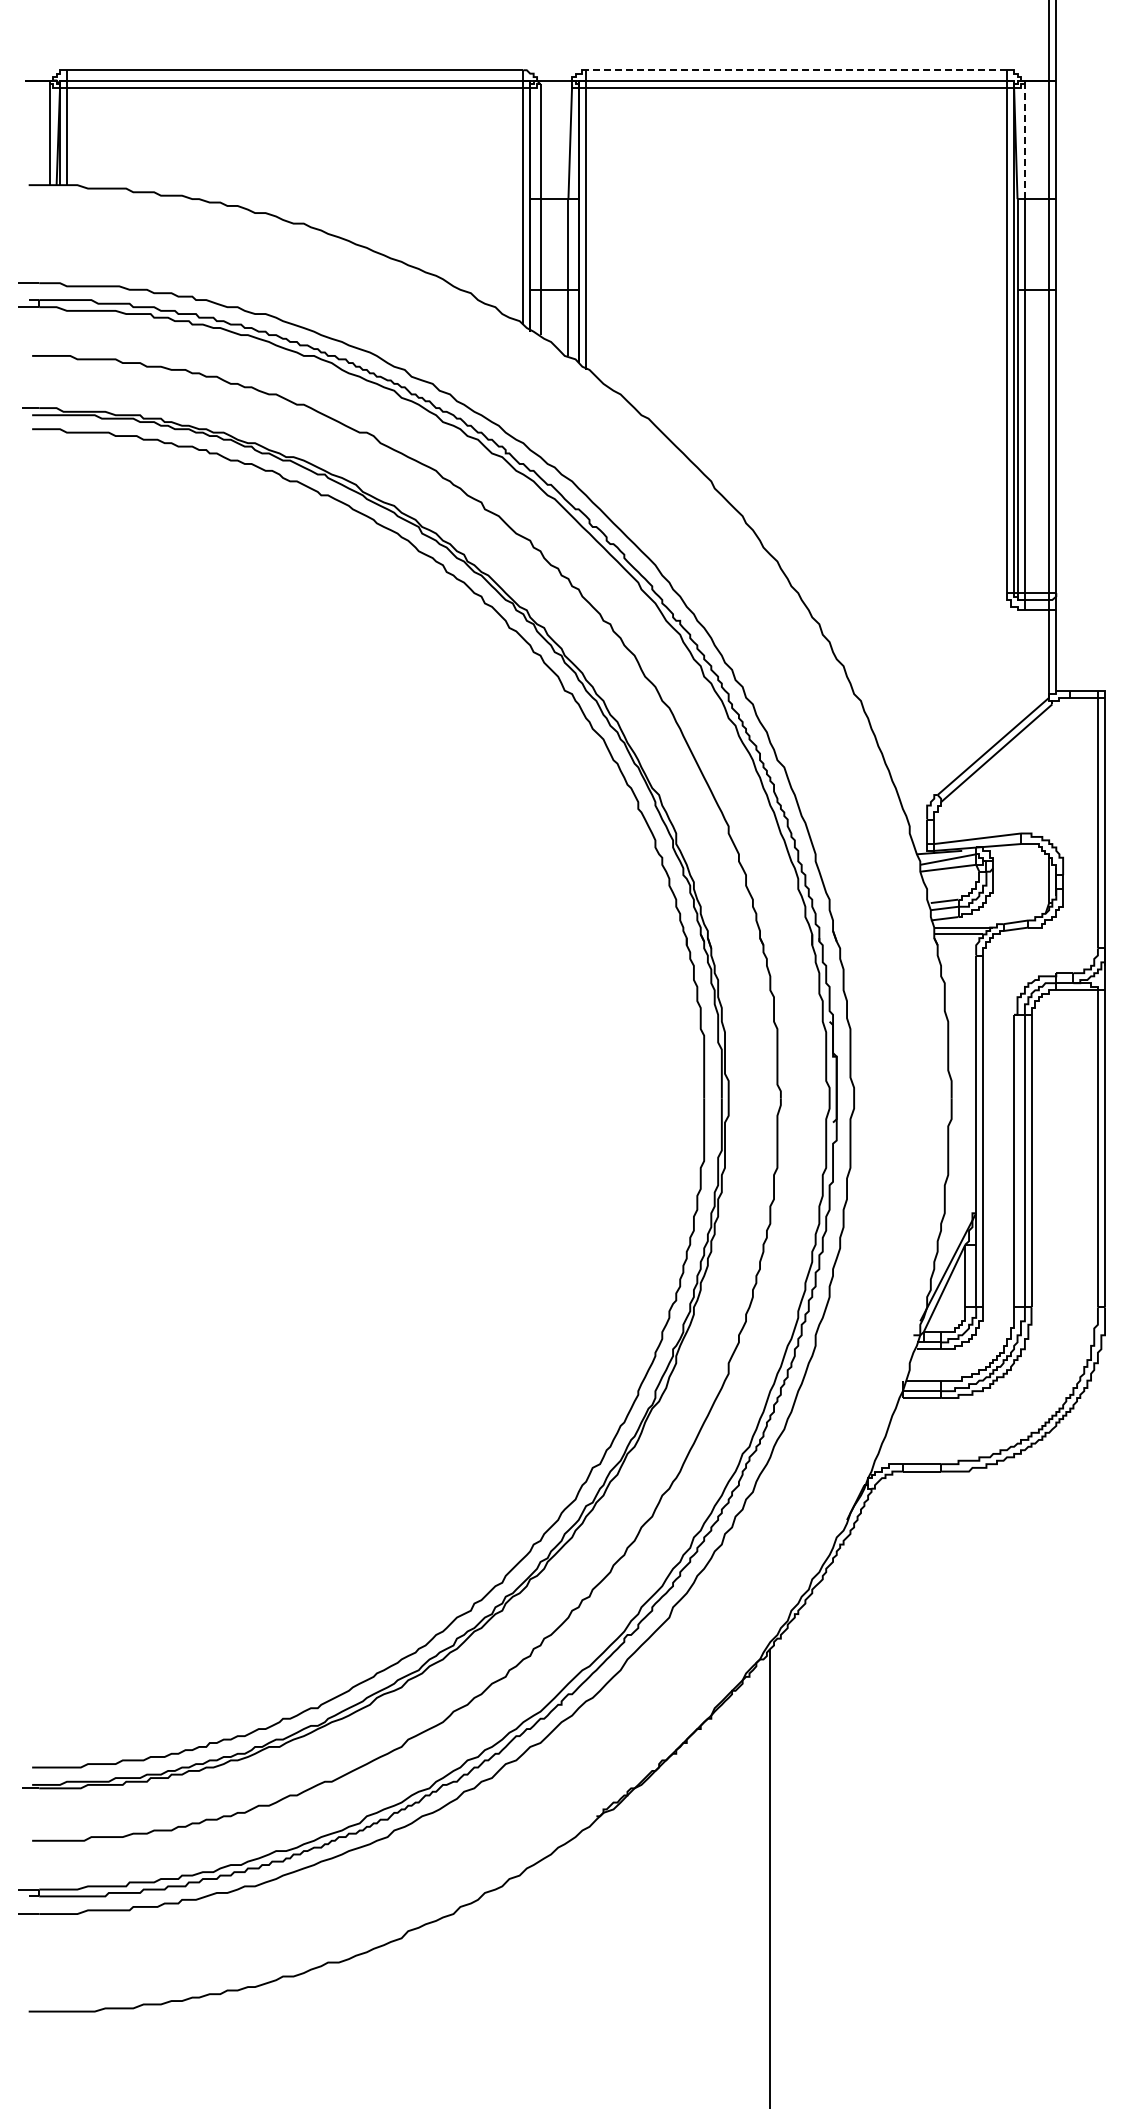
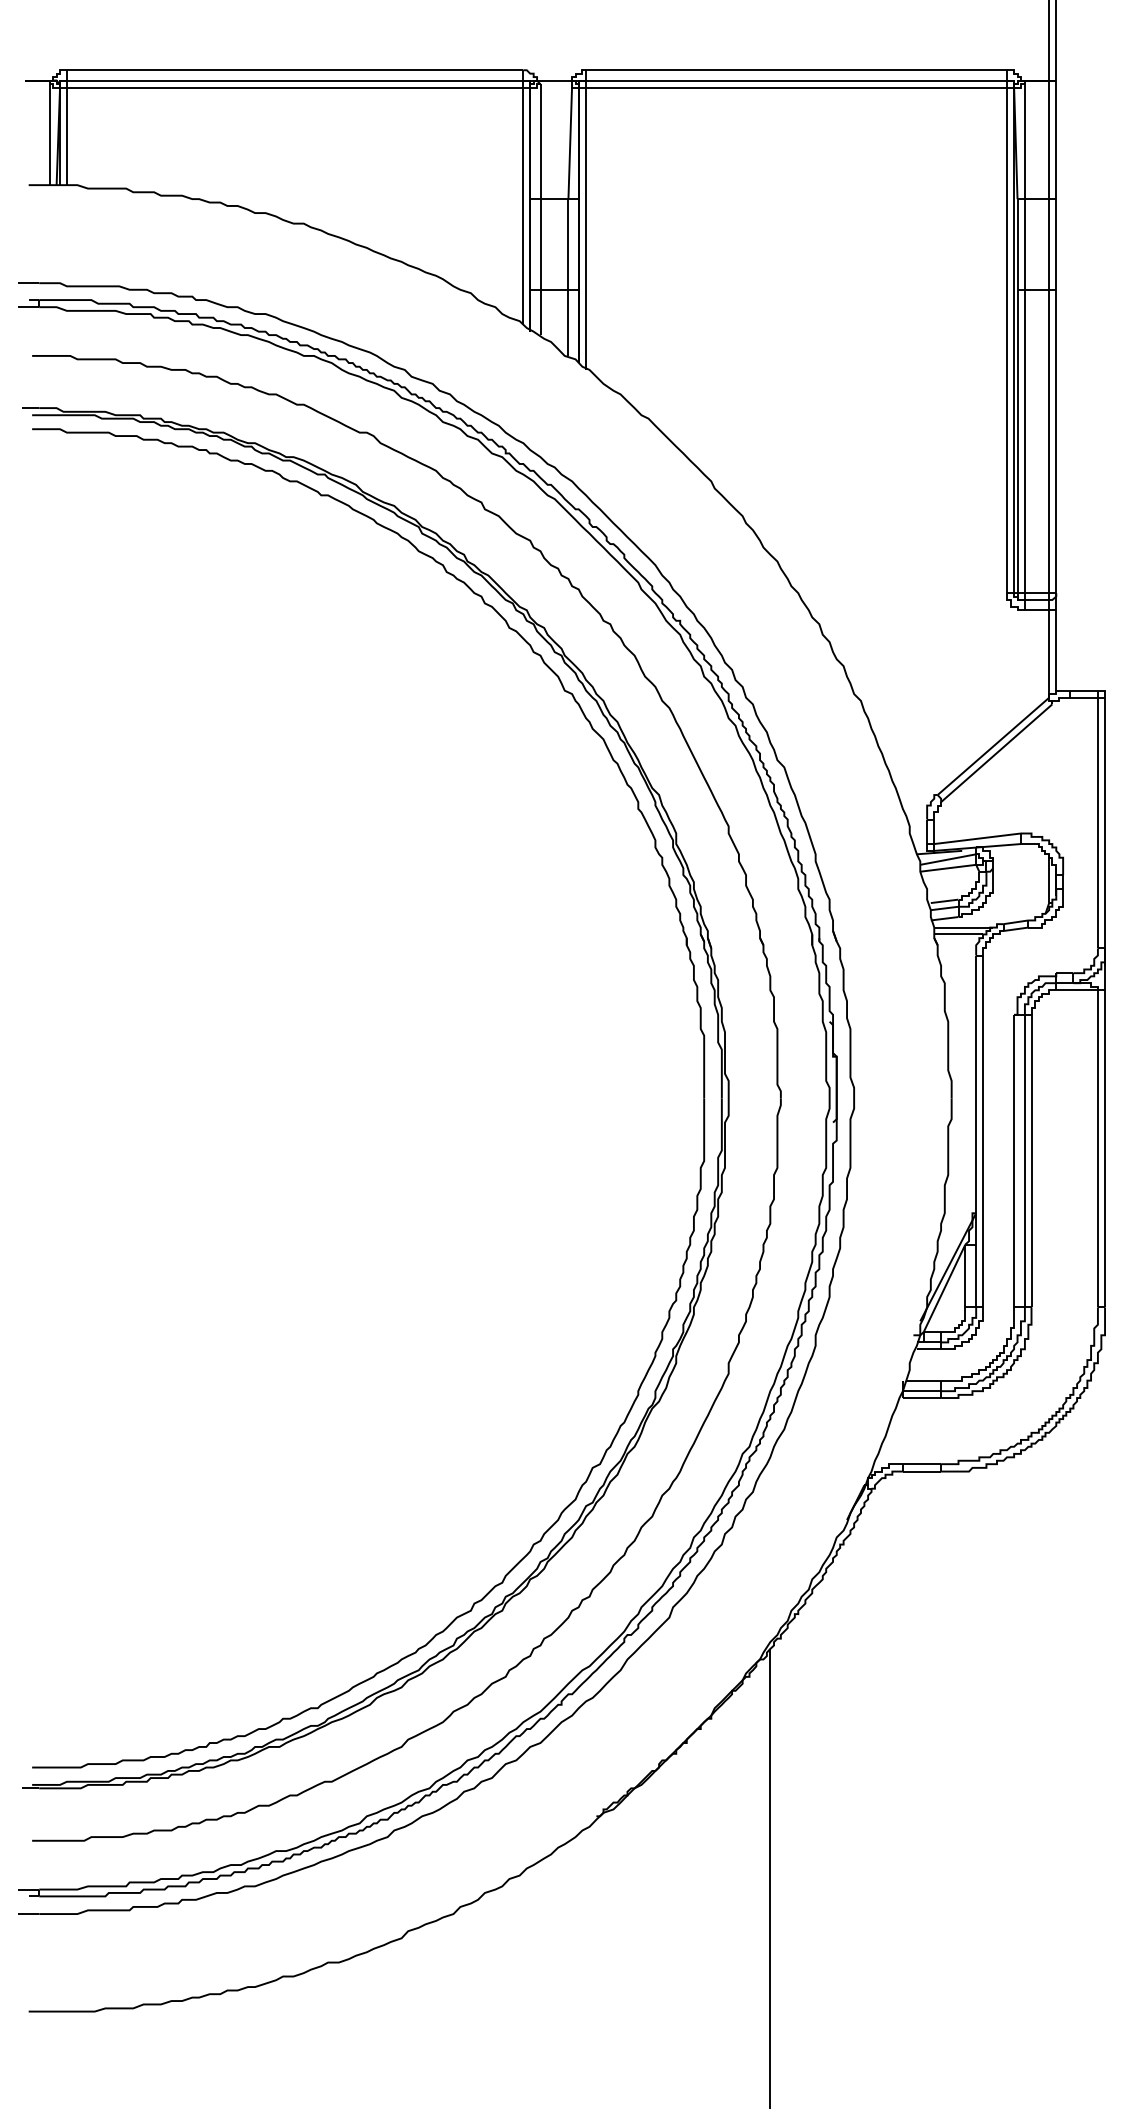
line: dashed -> solid (796, 70)
line: dashed -> solid (1024, 141)
